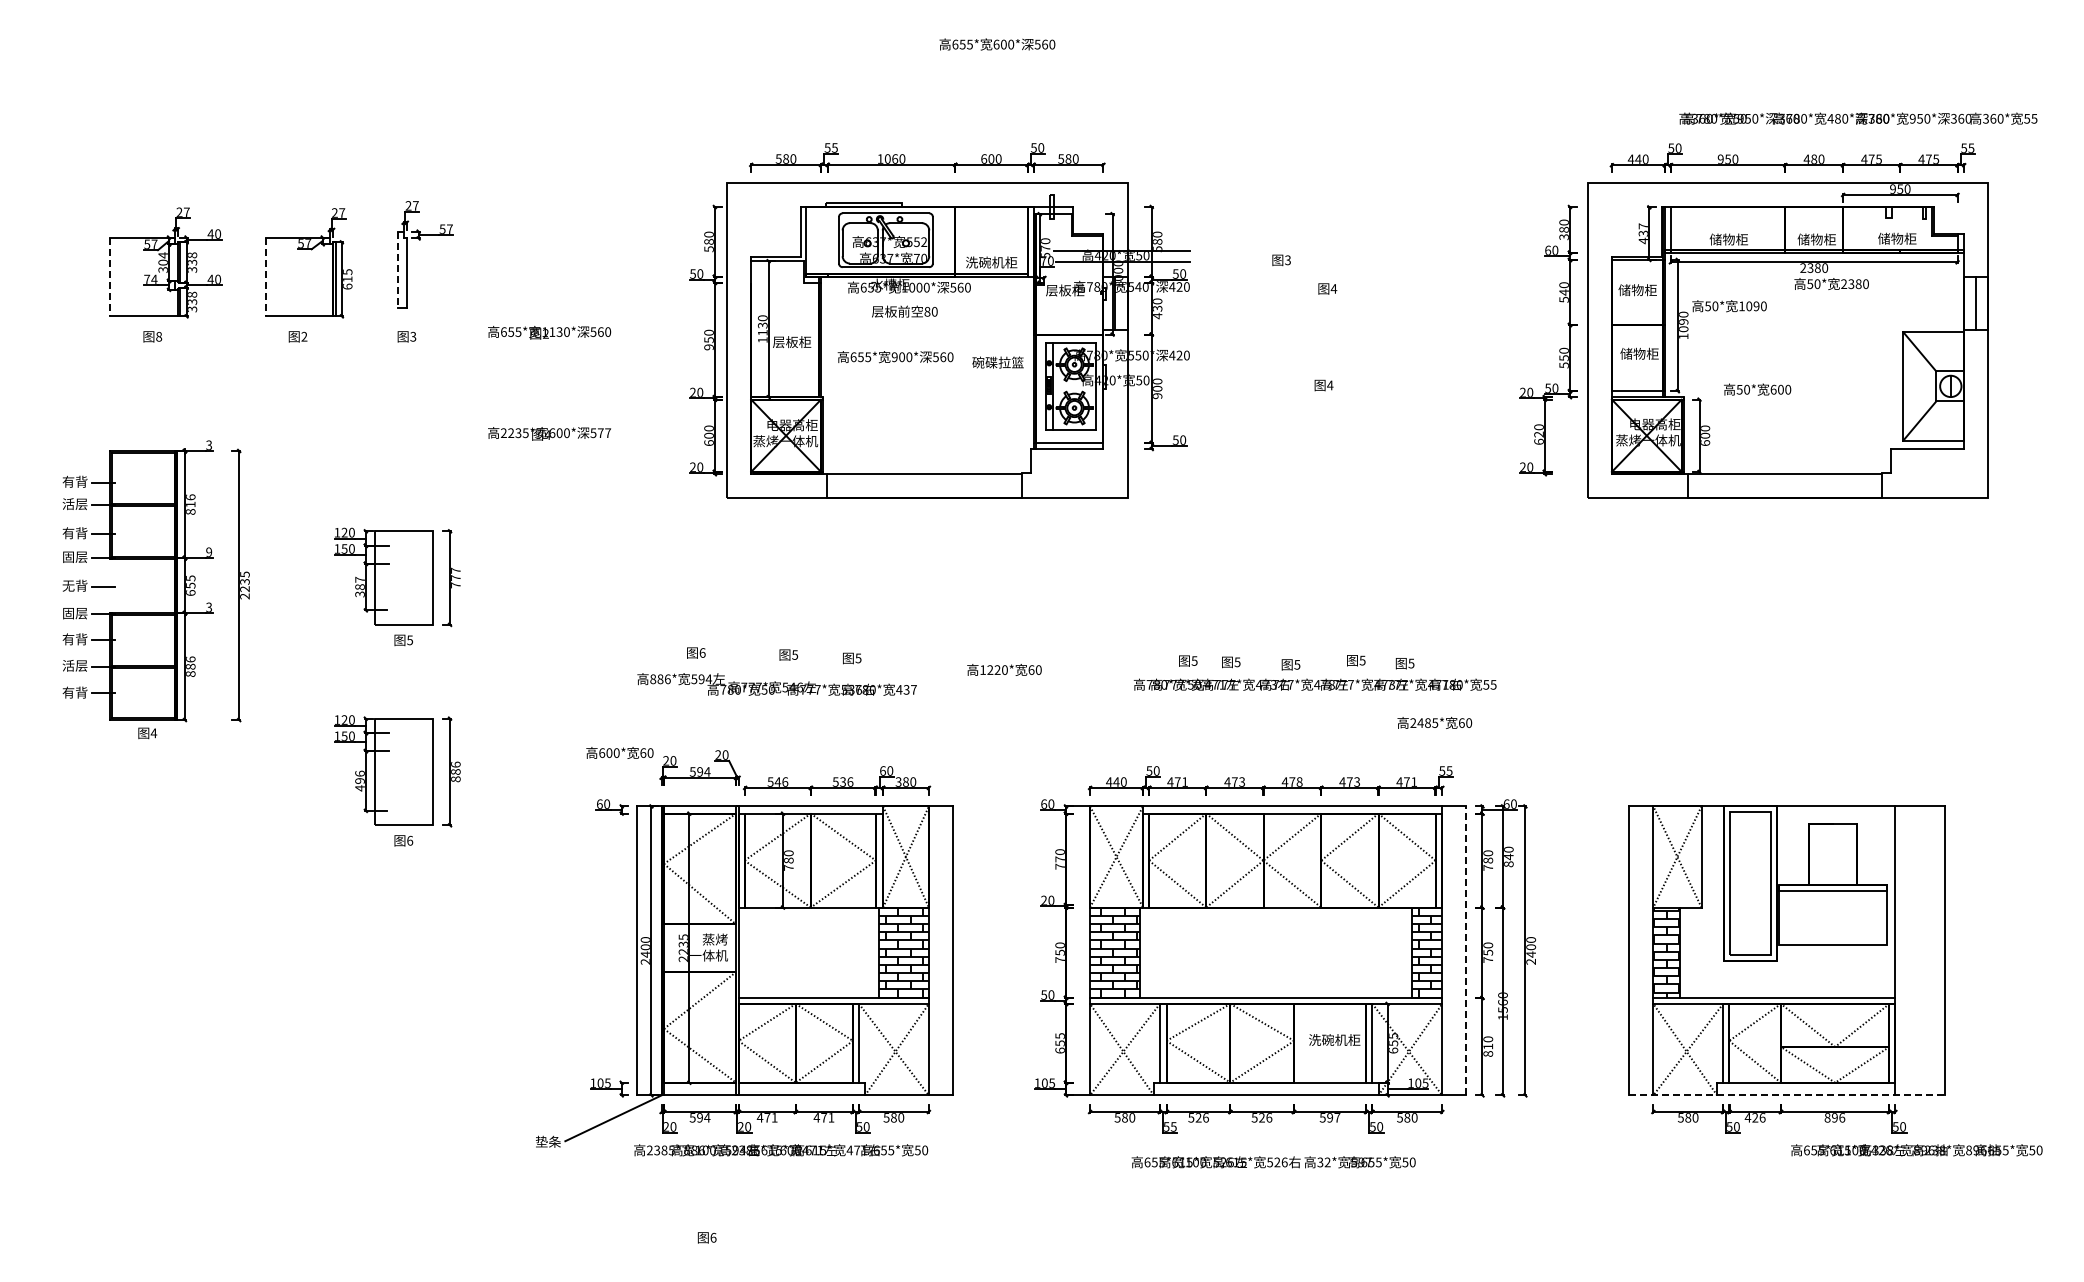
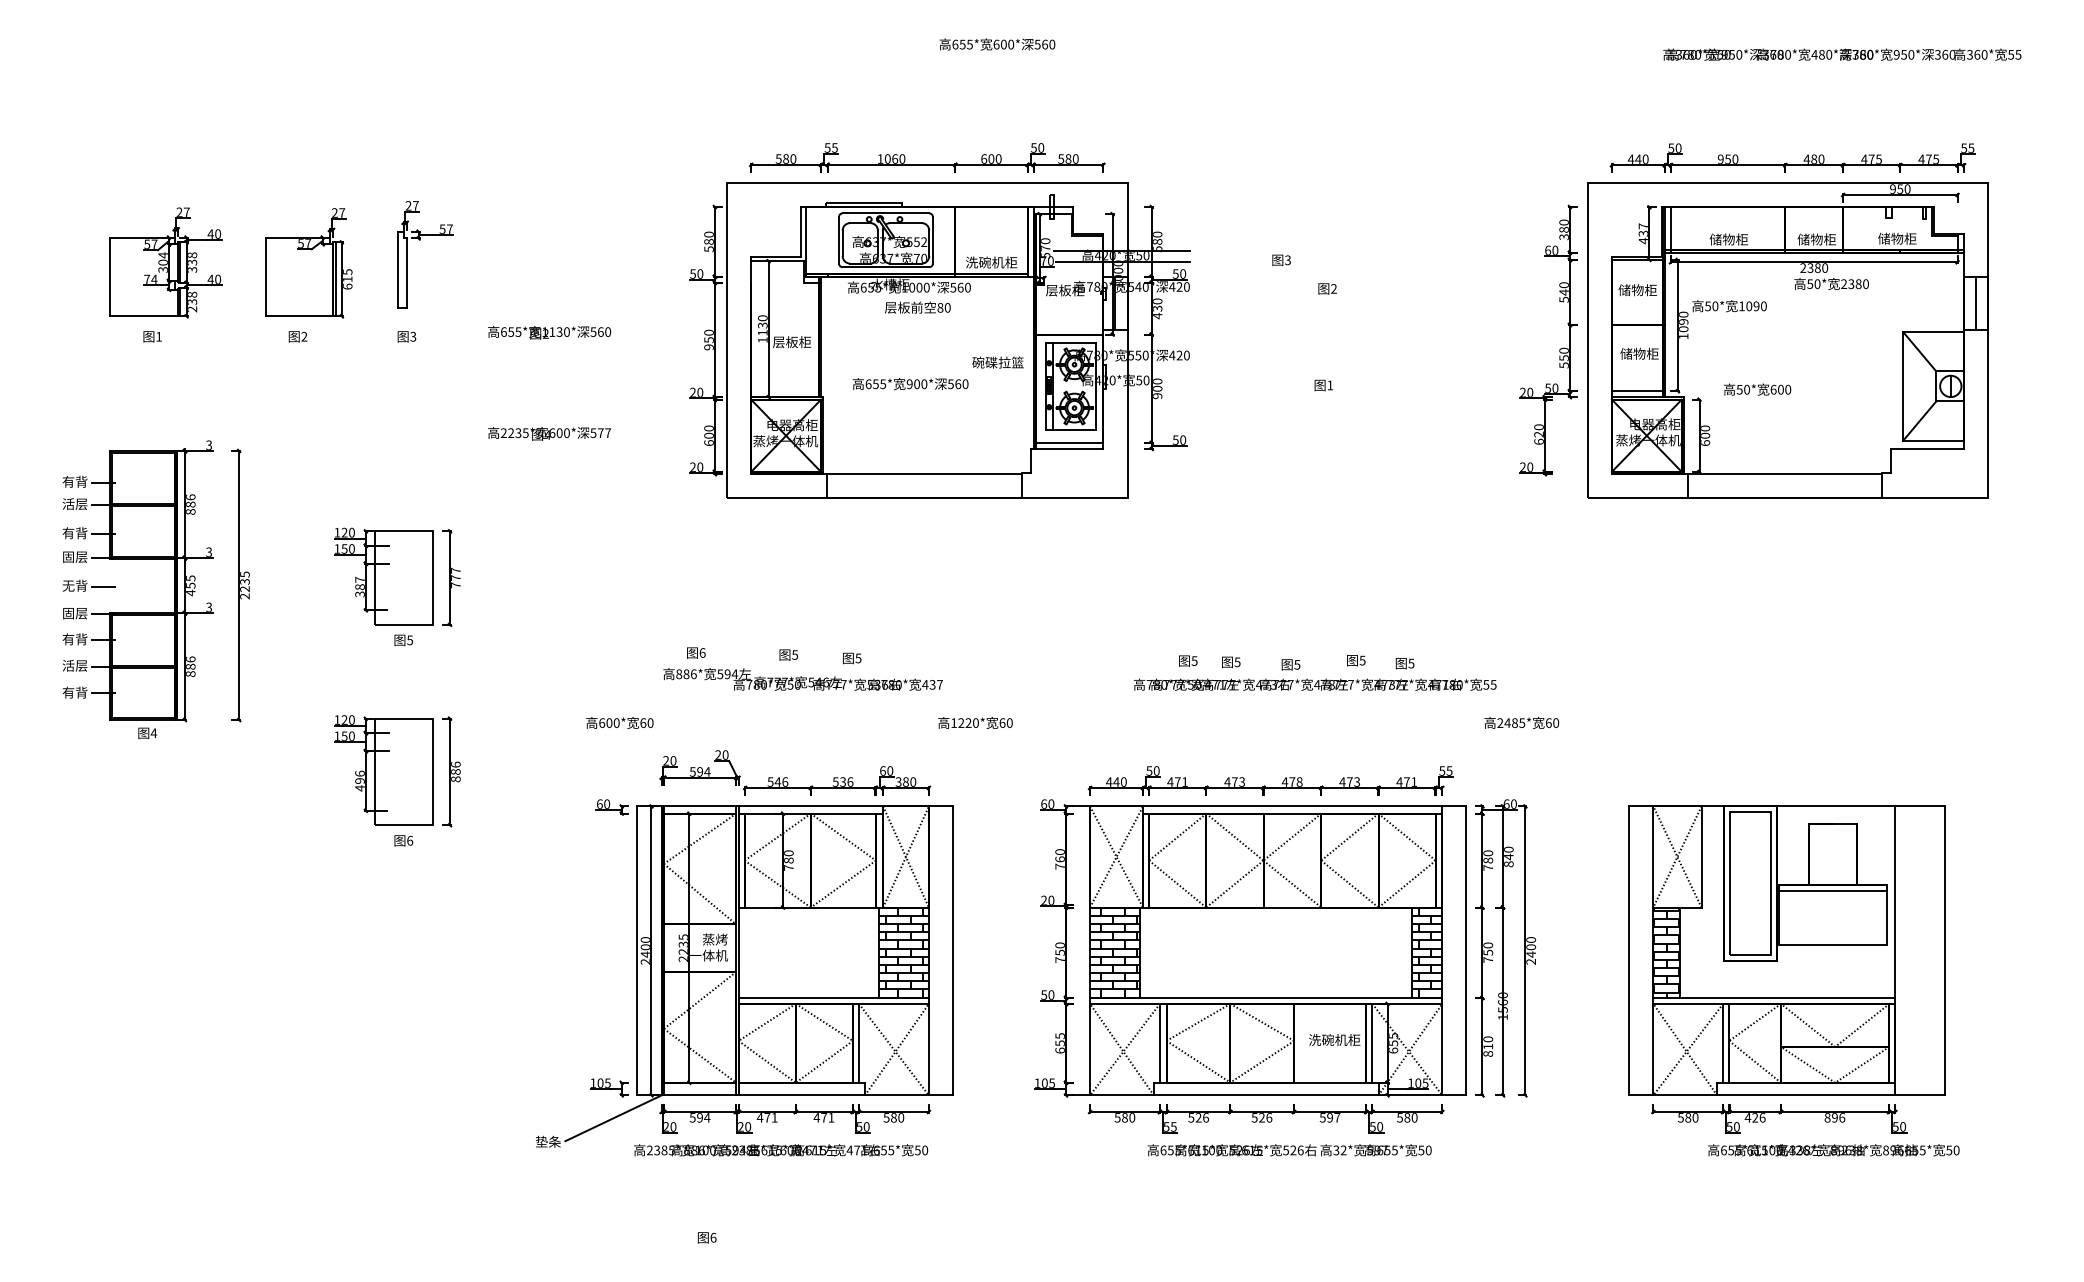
text position: (1858, 118) -> (1842, 54) (1842, 54)
line: dashed -> solid (398, 270)
line: dashed -> solid (110, 277)
line: dashed -> solid (265, 277)
text: 4 -> 2 (1333, 288)
text: 338 -> 238 (192, 309)
text position: (904, 311) -> (917, 307) (917, 307)
text: 8 -> 1 (159, 336)
text position: (895, 357) -> (910, 384) (910, 384)
text: 4 -> 1 (1330, 385)
text: 816 -> 886 (190, 504)
text: 9 -> 3 (209, 551)
text: 655 -> 455 (190, 592)
text position: (1004, 669) -> (975, 722) (975, 722)
text position: (776, 684) -> (802, 679) (802, 679)
text position: (1434, 722) -> (1521, 722) (1521, 722)
text position: (619, 752) -> (619, 722) (619, 722)
text: 770 -> 760 (1059, 859)
line: dashed -> solid (1466, 950)
line: dashed -> solid (1787, 1095)
text position: (1916, 1150) -> (1833, 1150) (1833, 1150)
text position: (1273, 1162) -> (1289, 1150) (1289, 1150)
